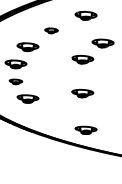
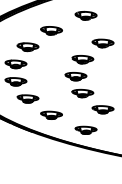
part size: 15x8 px -> 23x10 px (51, 30)
part: none -> present (75, 76)
part size: 16x8 px -> 24x10 px (15, 81)
part: none -> present (102, 109)
part: none -> present (51, 114)
